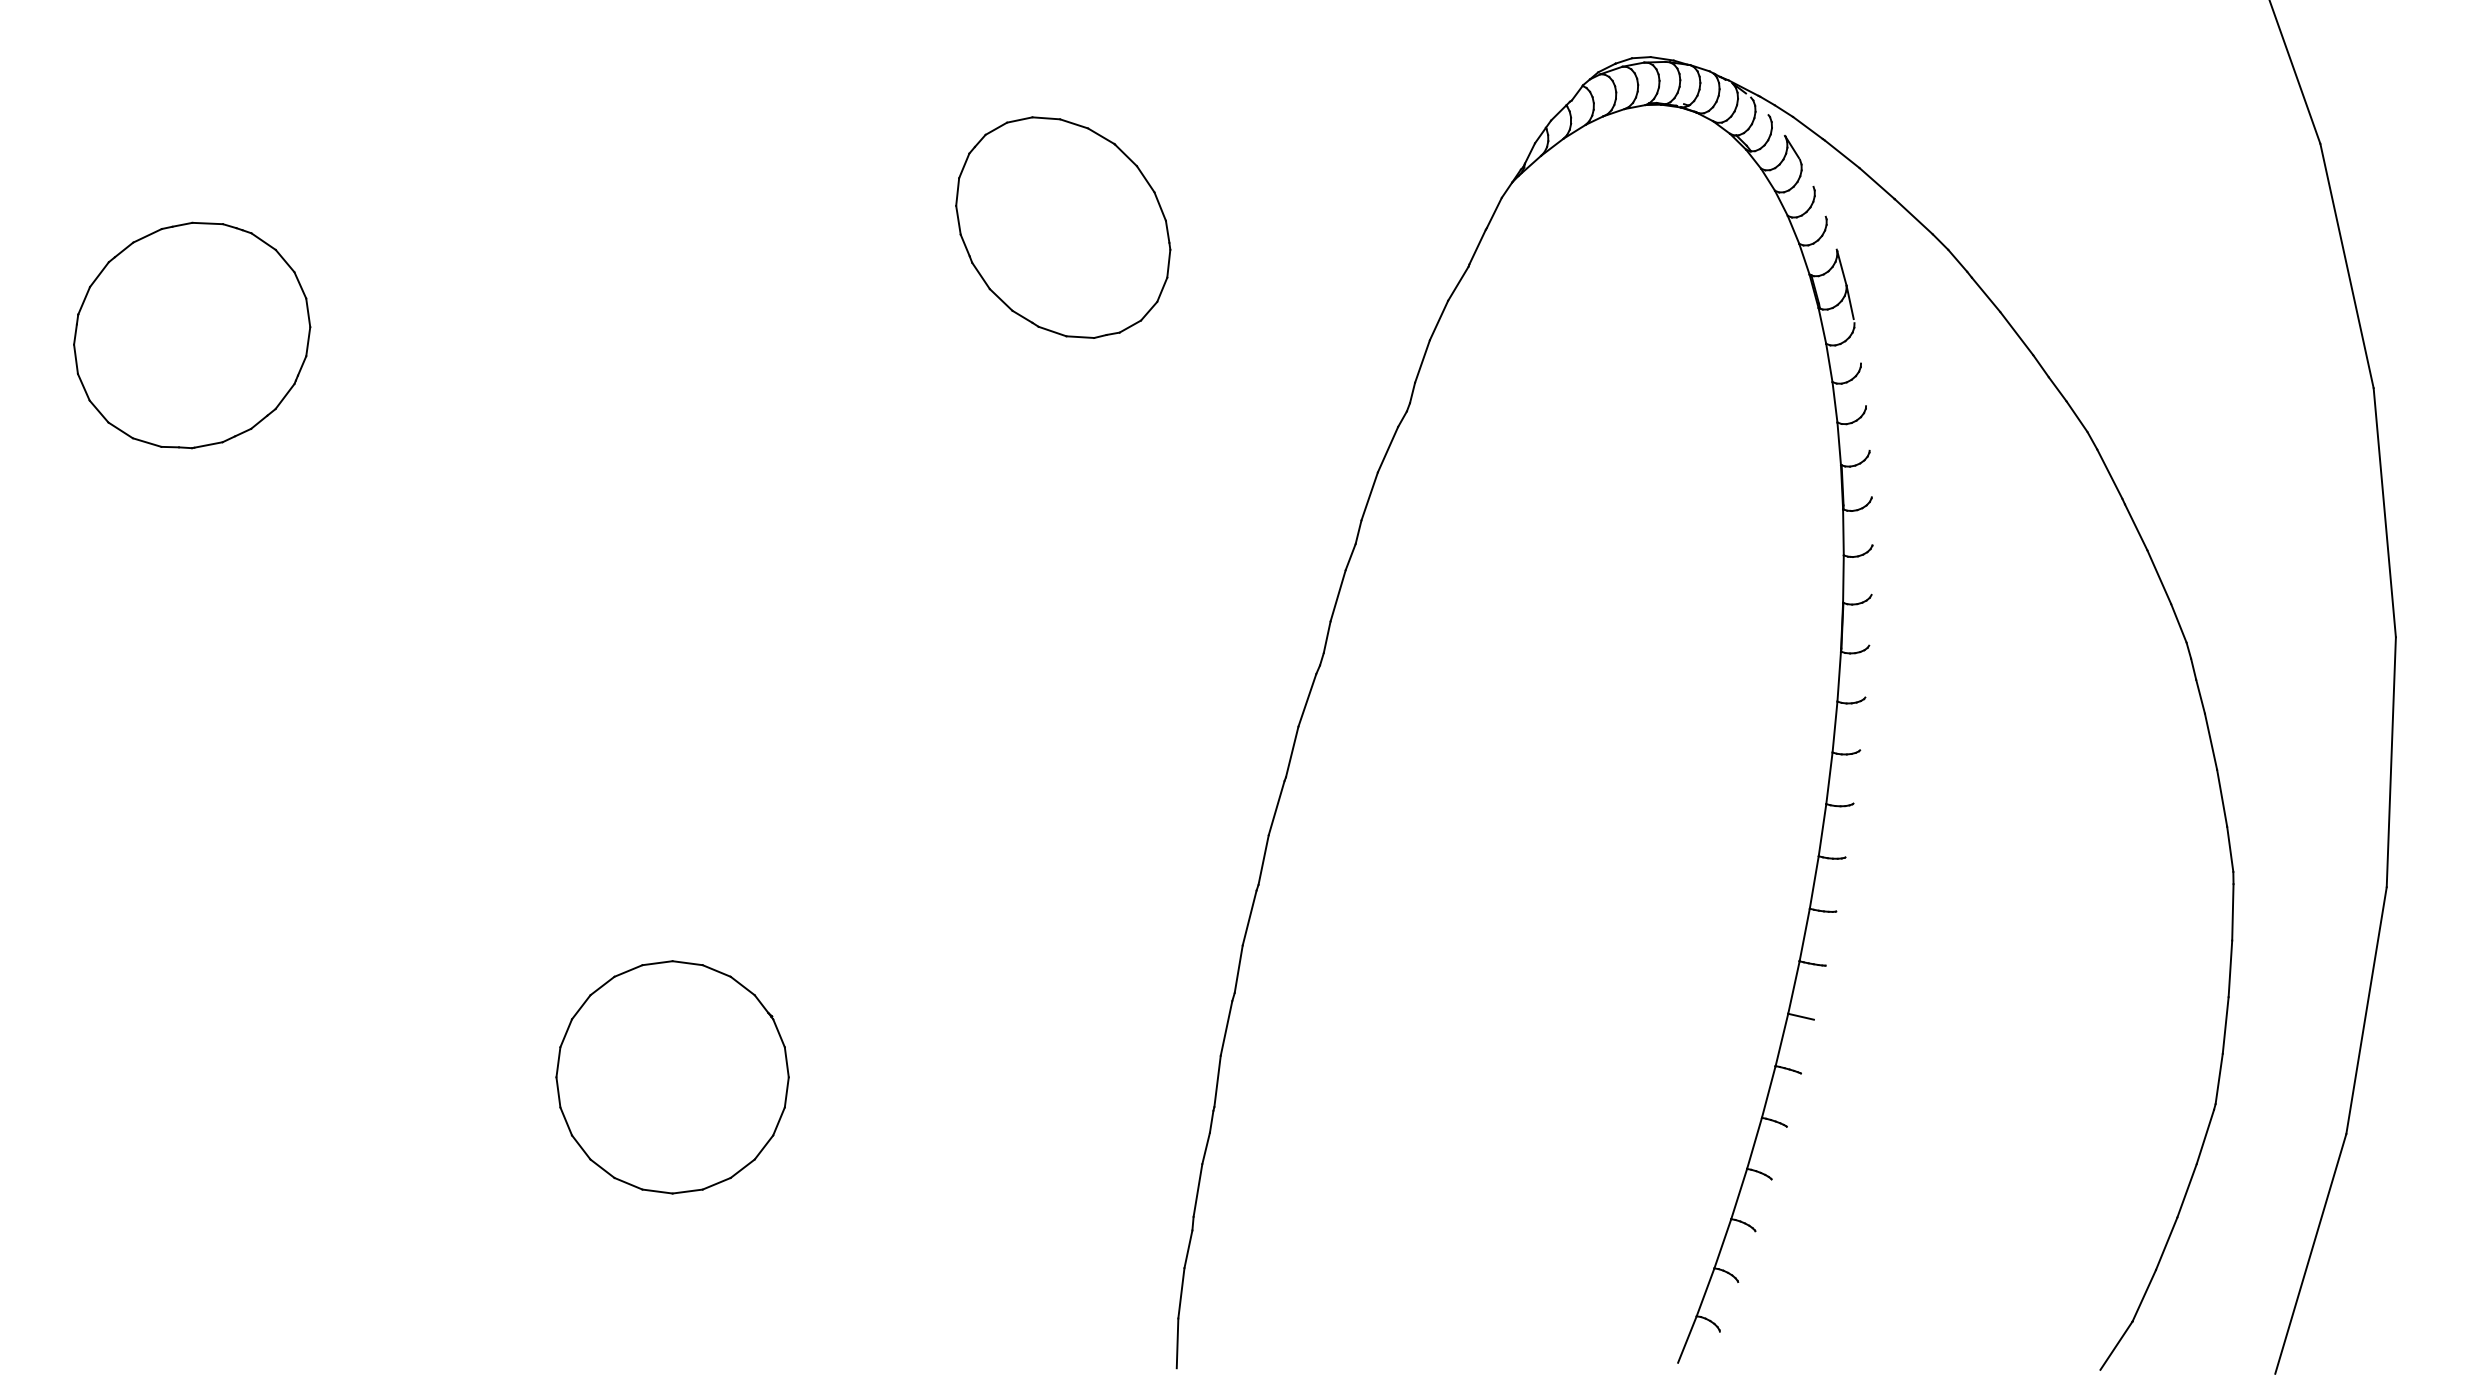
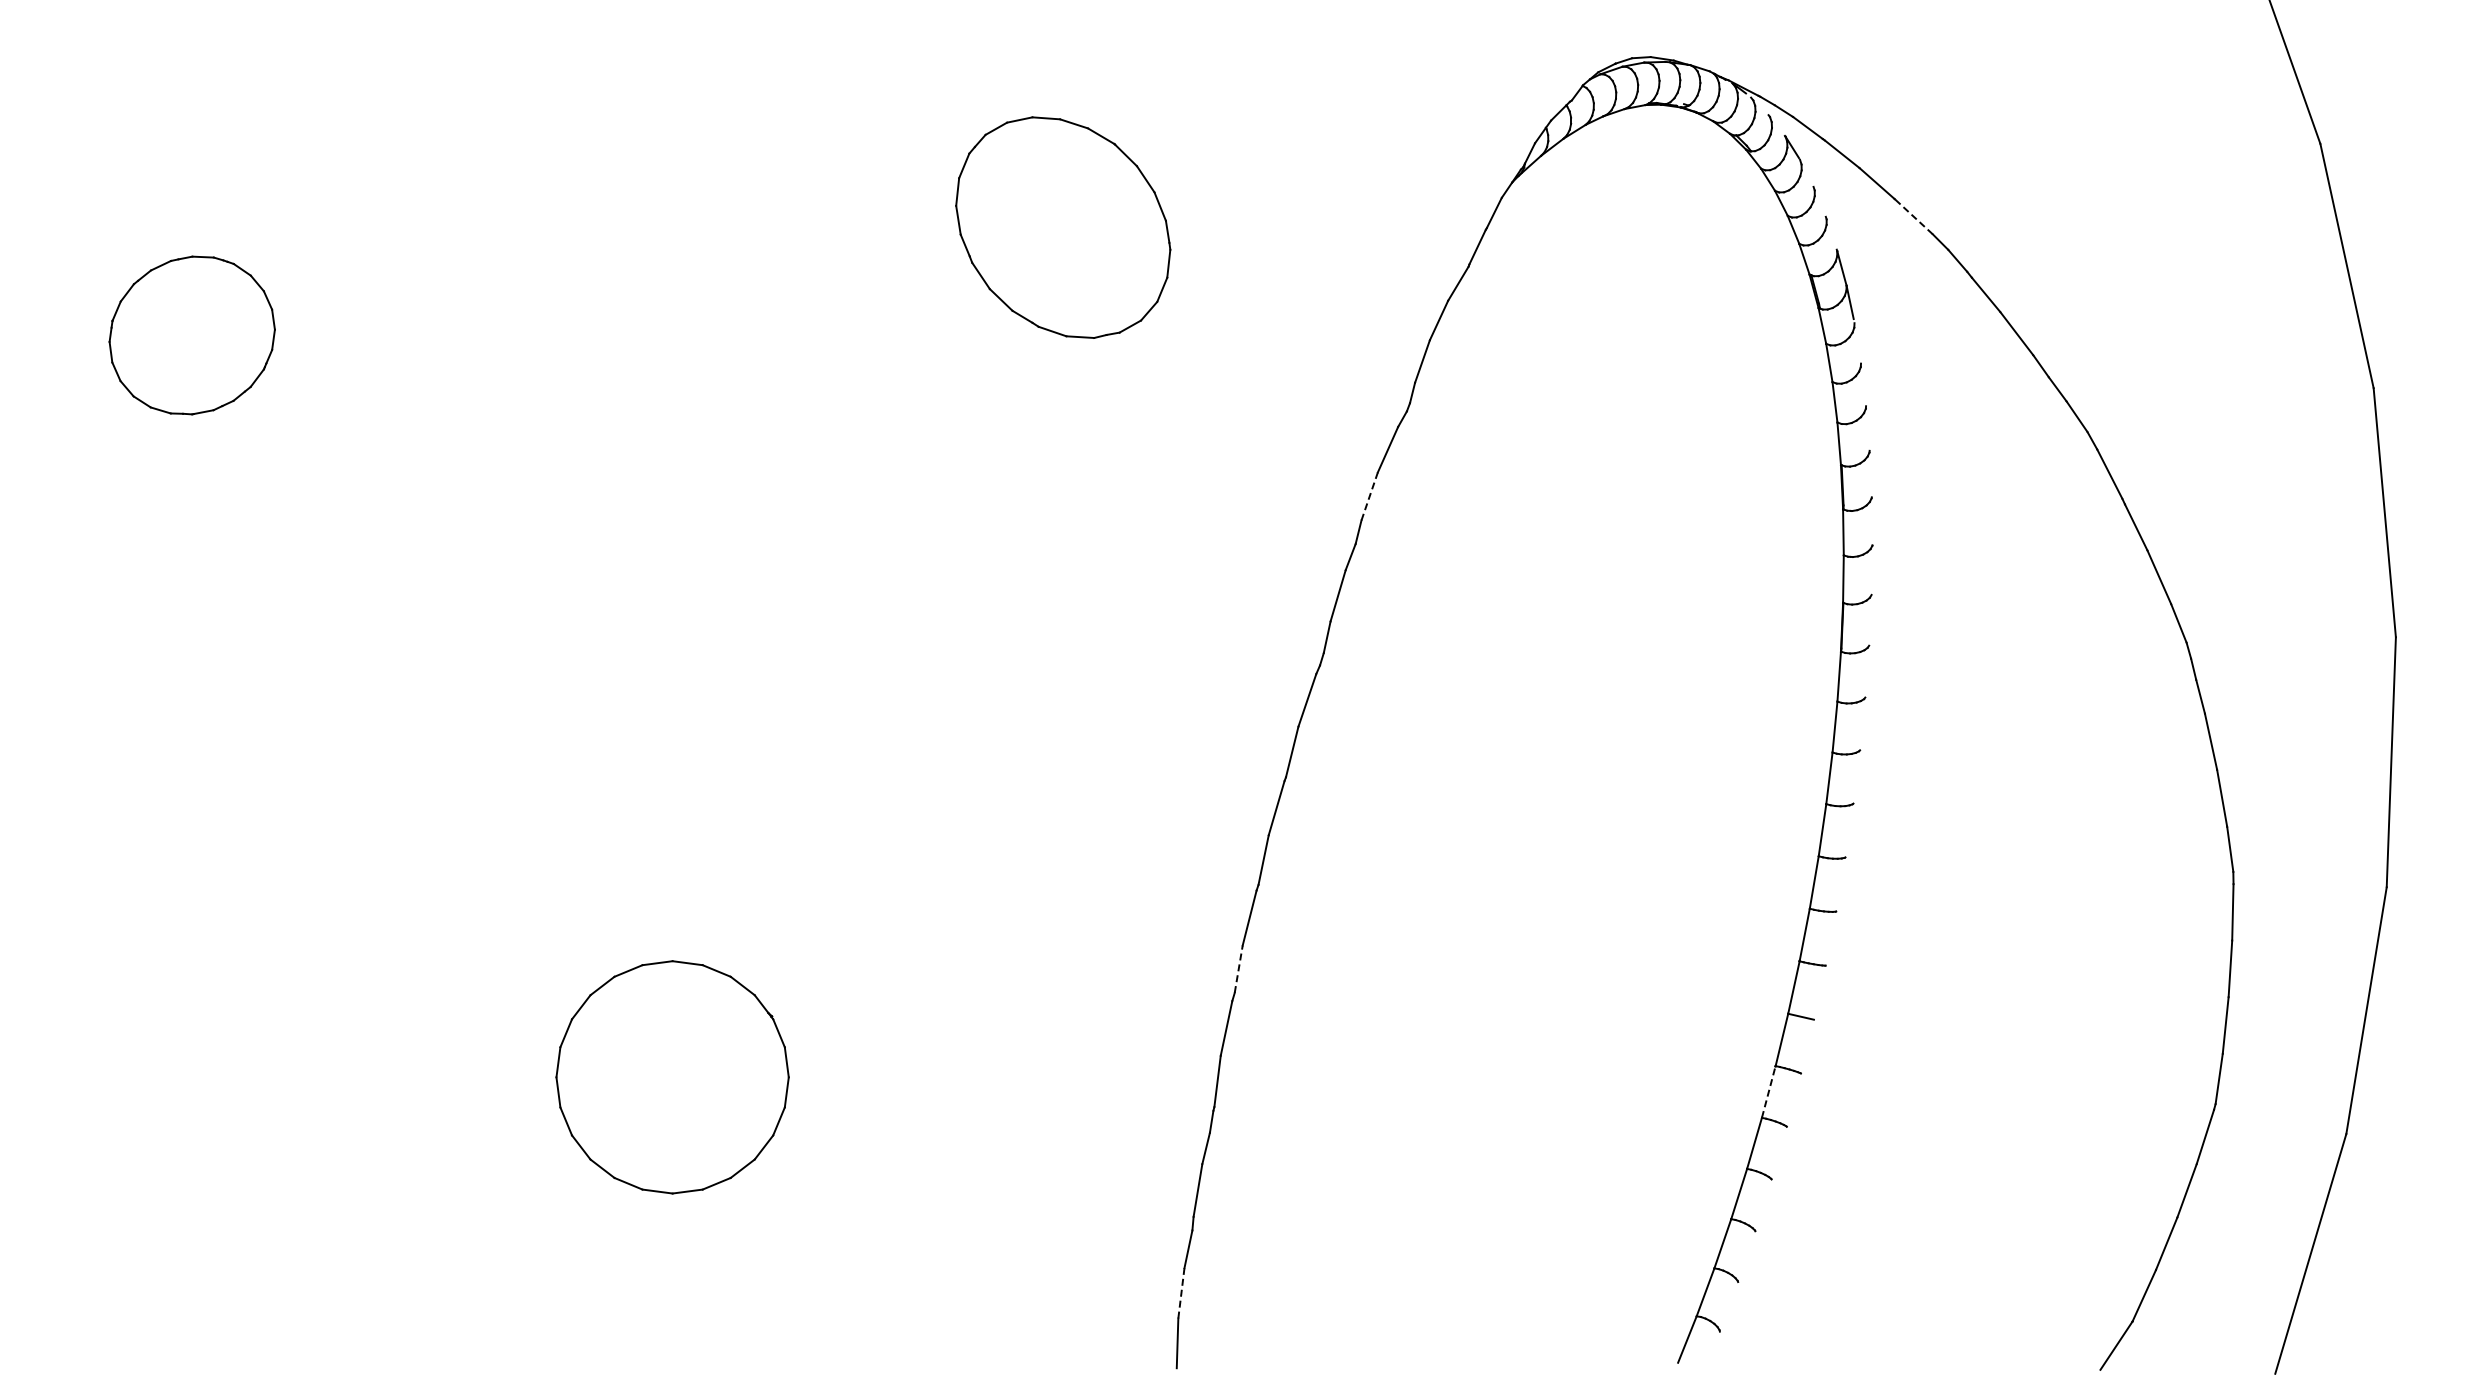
line: solid -> dashed (1913, 216)
part size: 239x229 px -> 168x161 px (191, 335)
line: solid -> dashed (1369, 496)
line: solid -> dashed (1238, 968)
line: solid -> dashed (1768, 1092)
line: solid -> dashed (1181, 1292)
